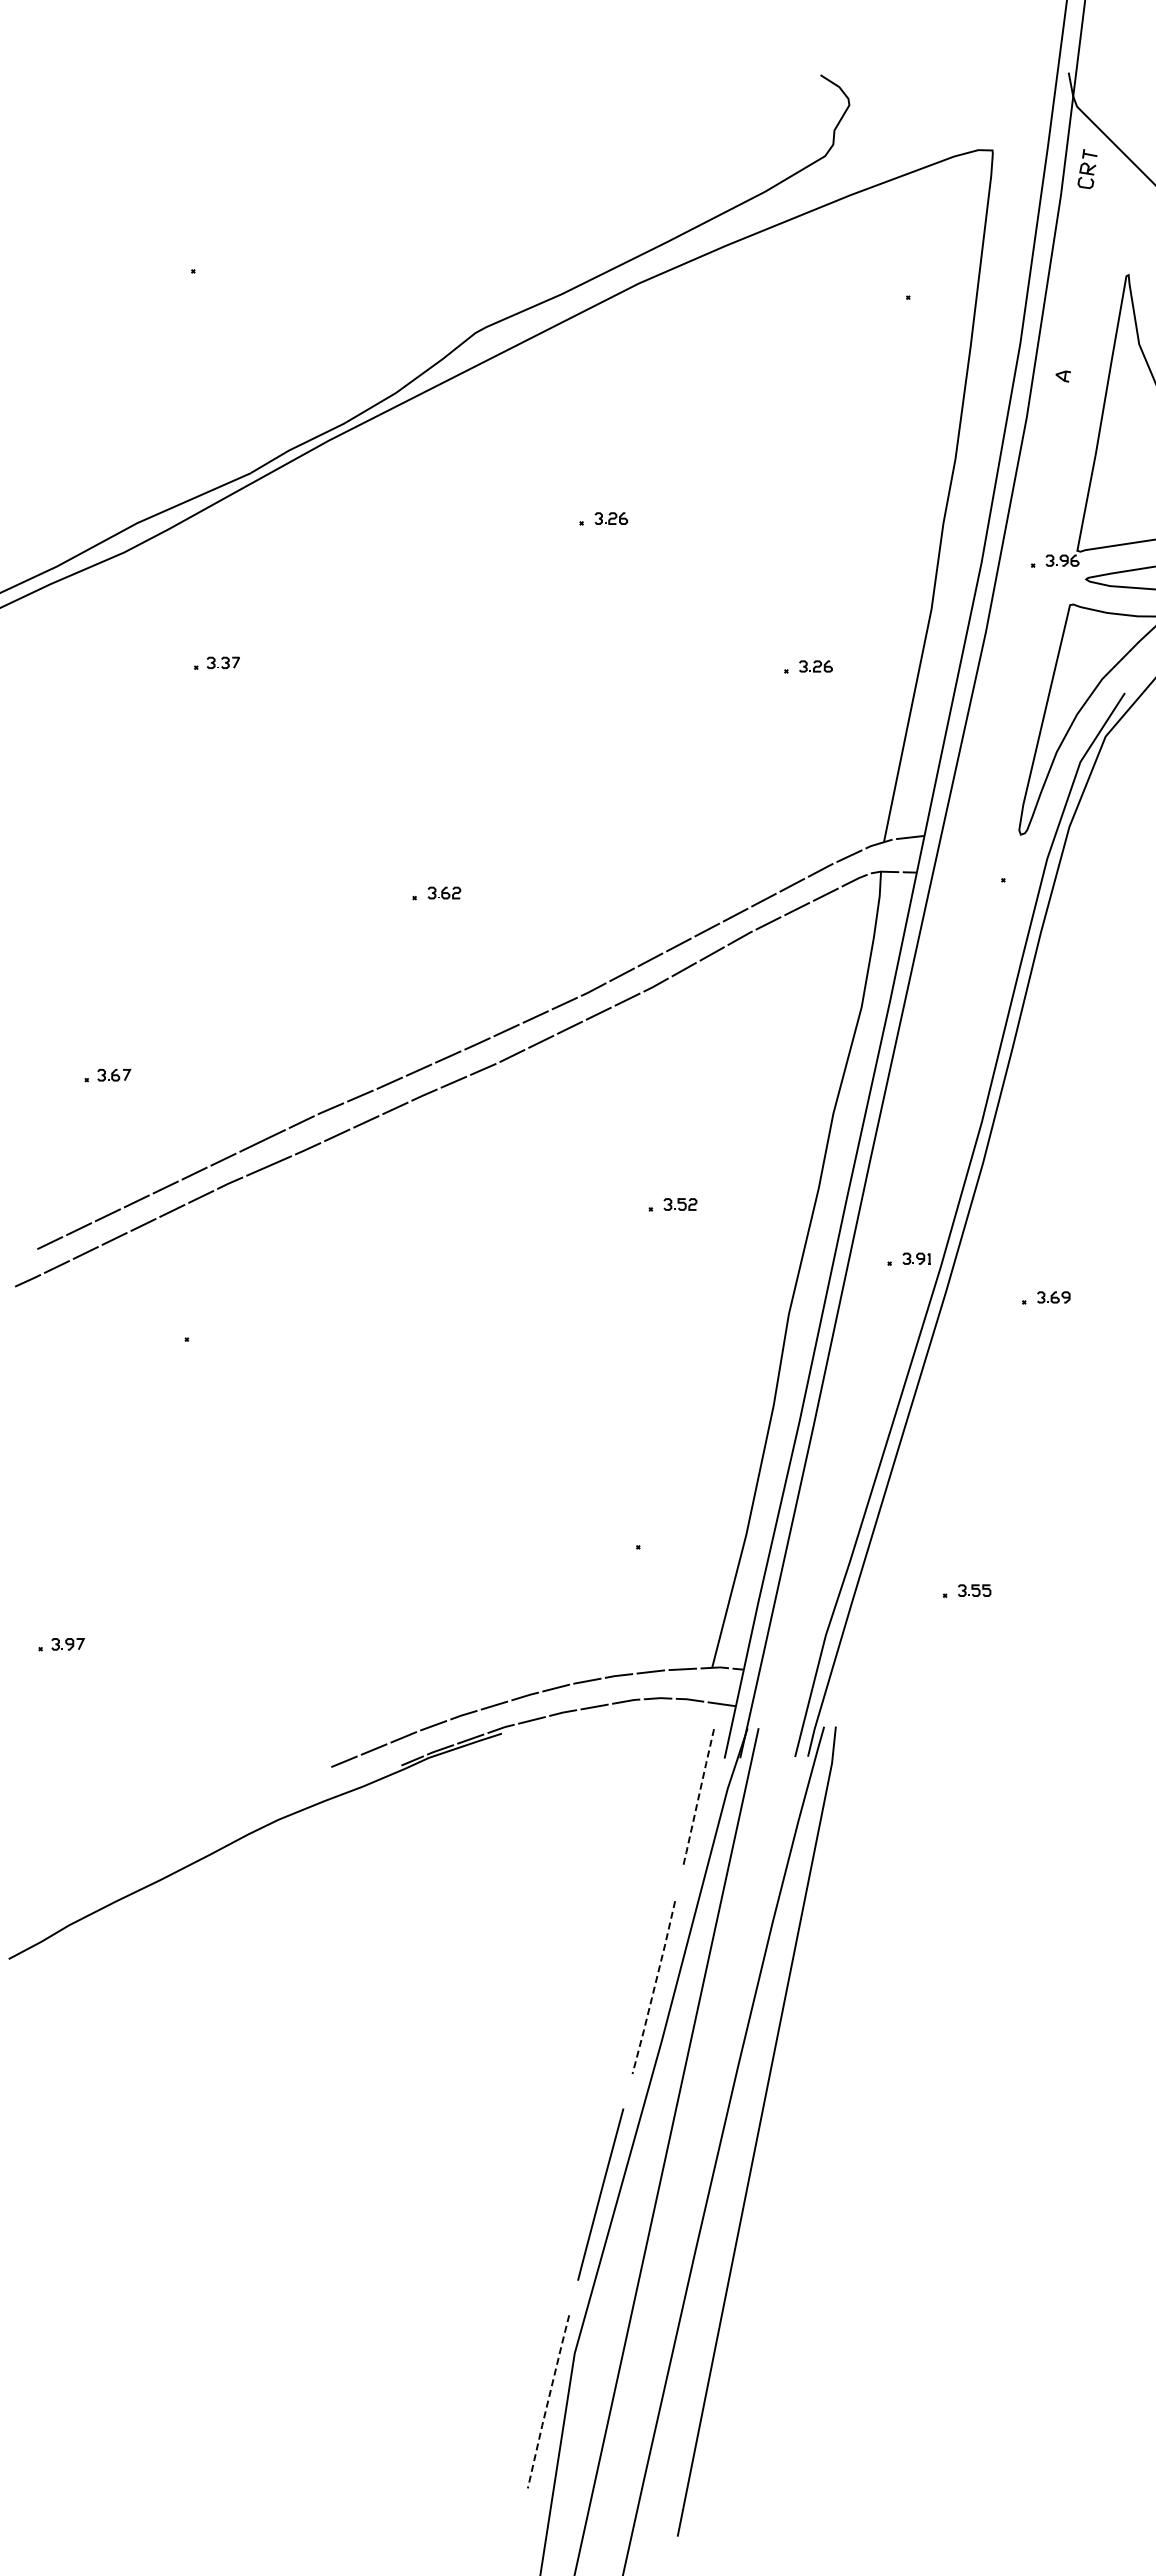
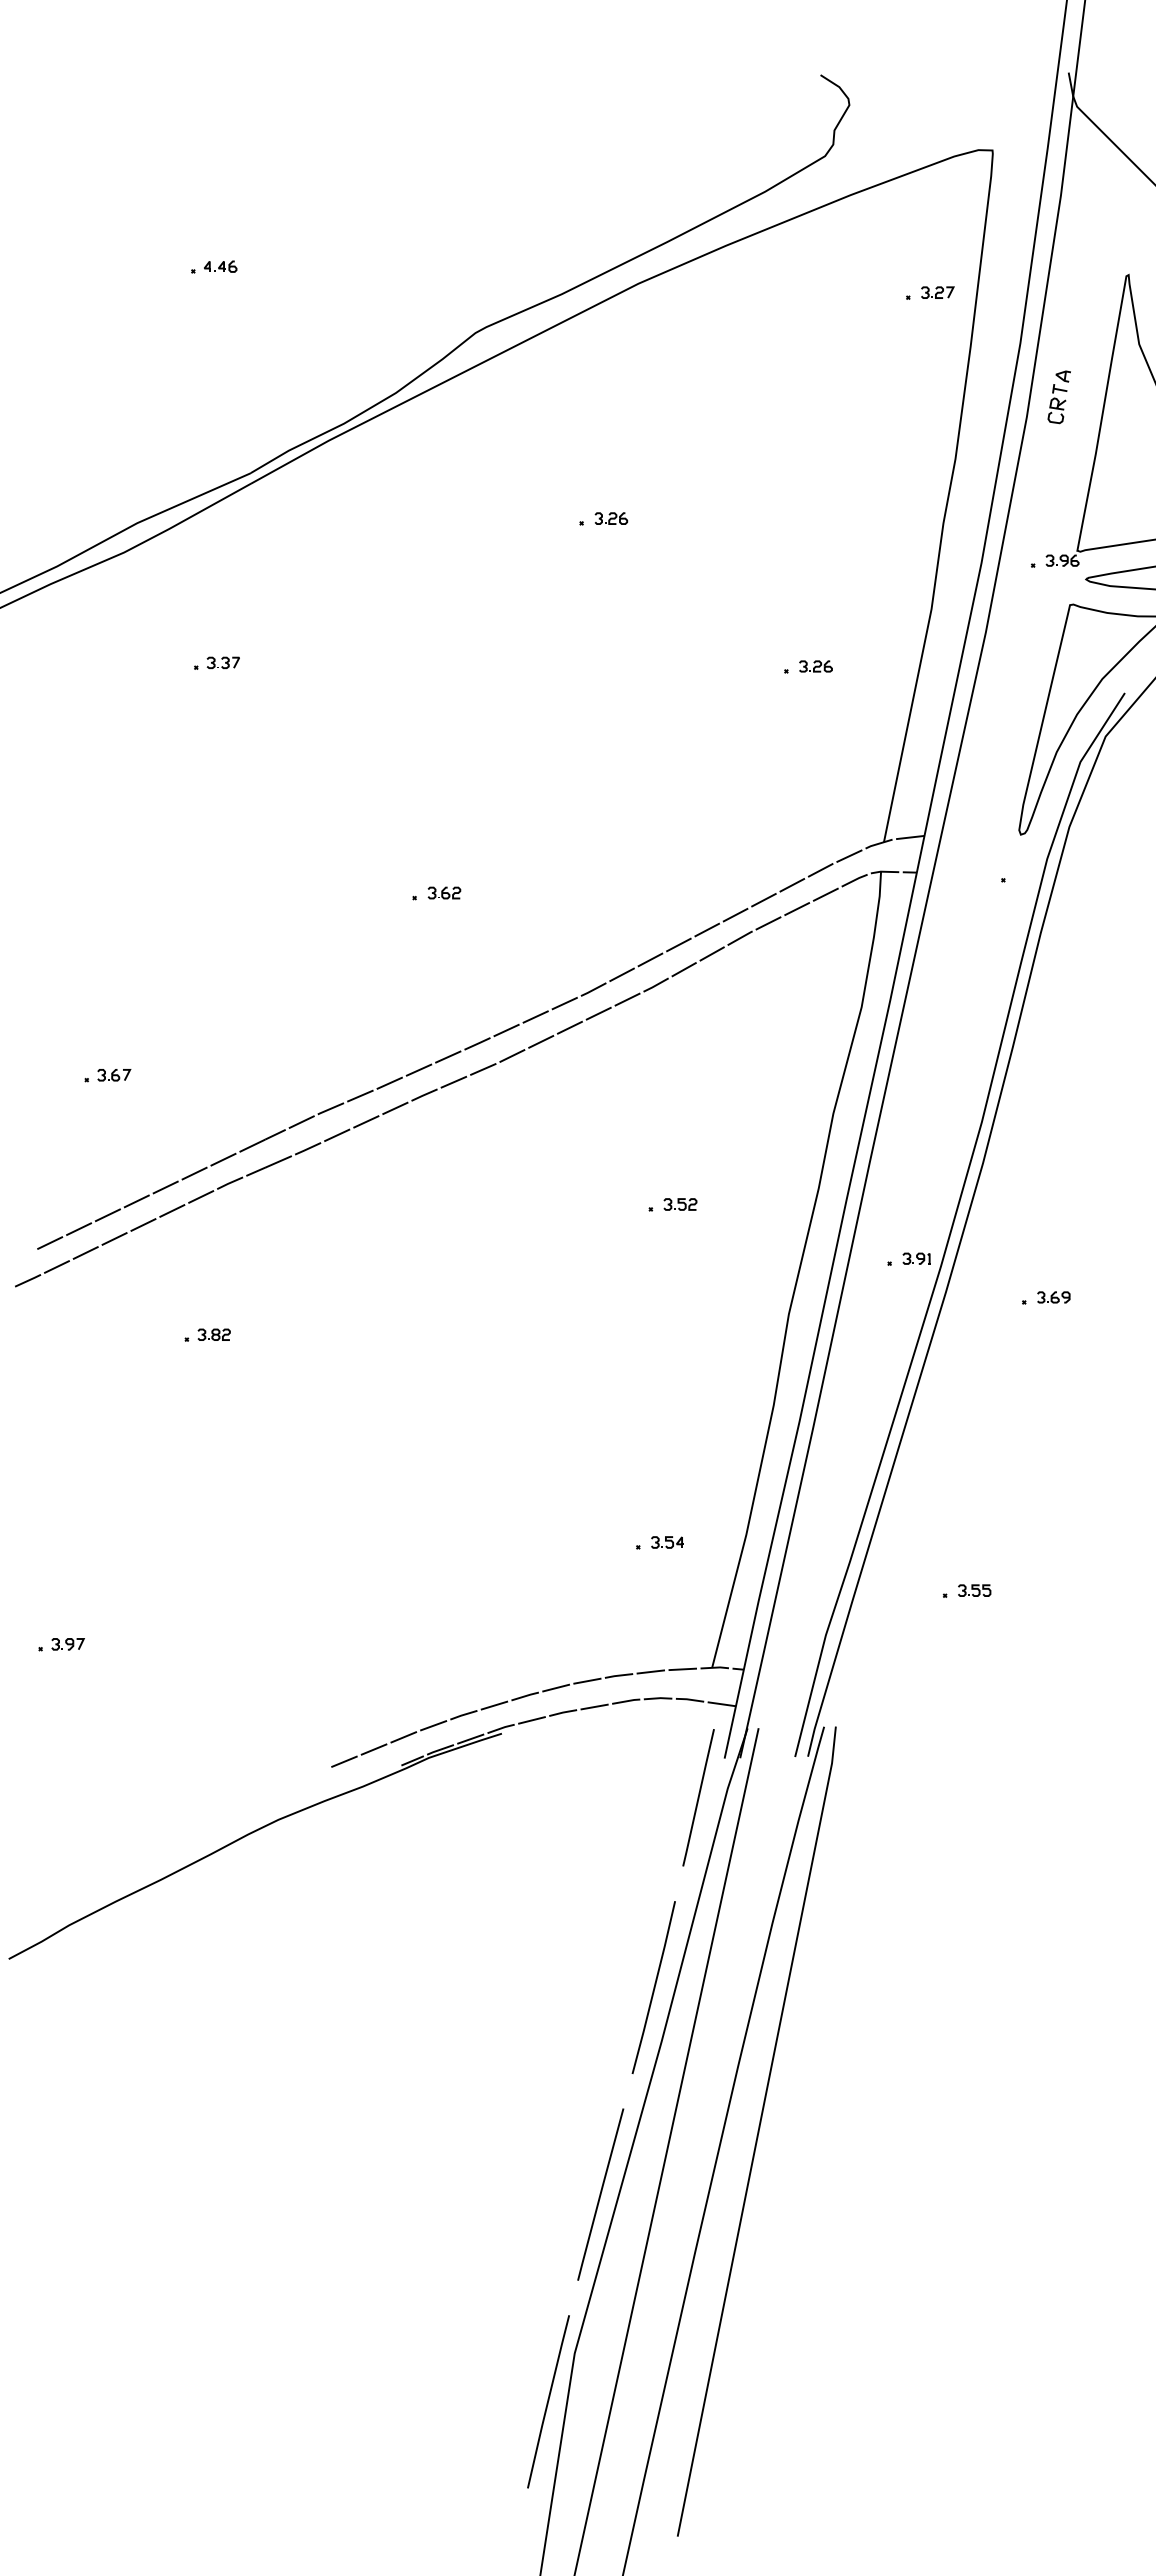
part position: (1087, 169) -> (1057, 404) (1057, 404)
part: none -> present (220, 266)
part: none -> present (937, 292)
part: none -> present (213, 1334)
part: none -> present (667, 1542)
line: dashed -> solid (698, 1798)
line: dashed -> solid (654, 1988)
line: dashed -> solid (548, 2401)
